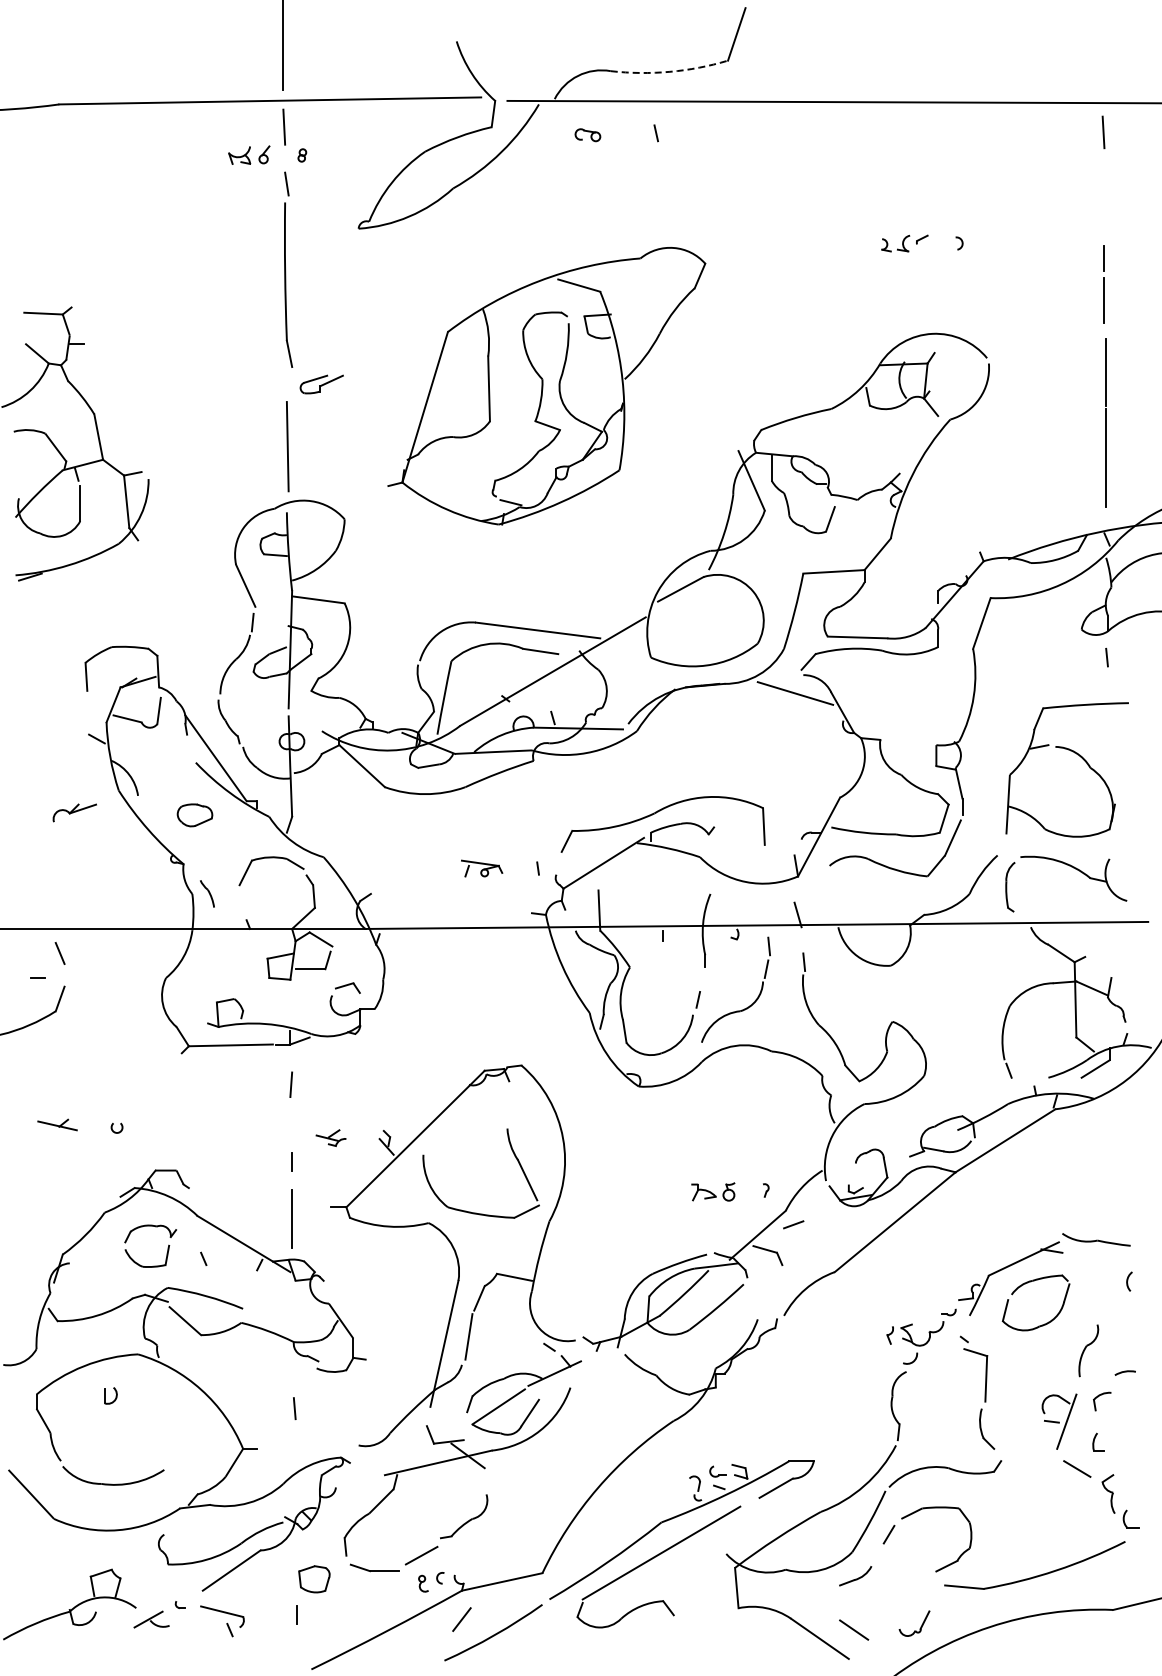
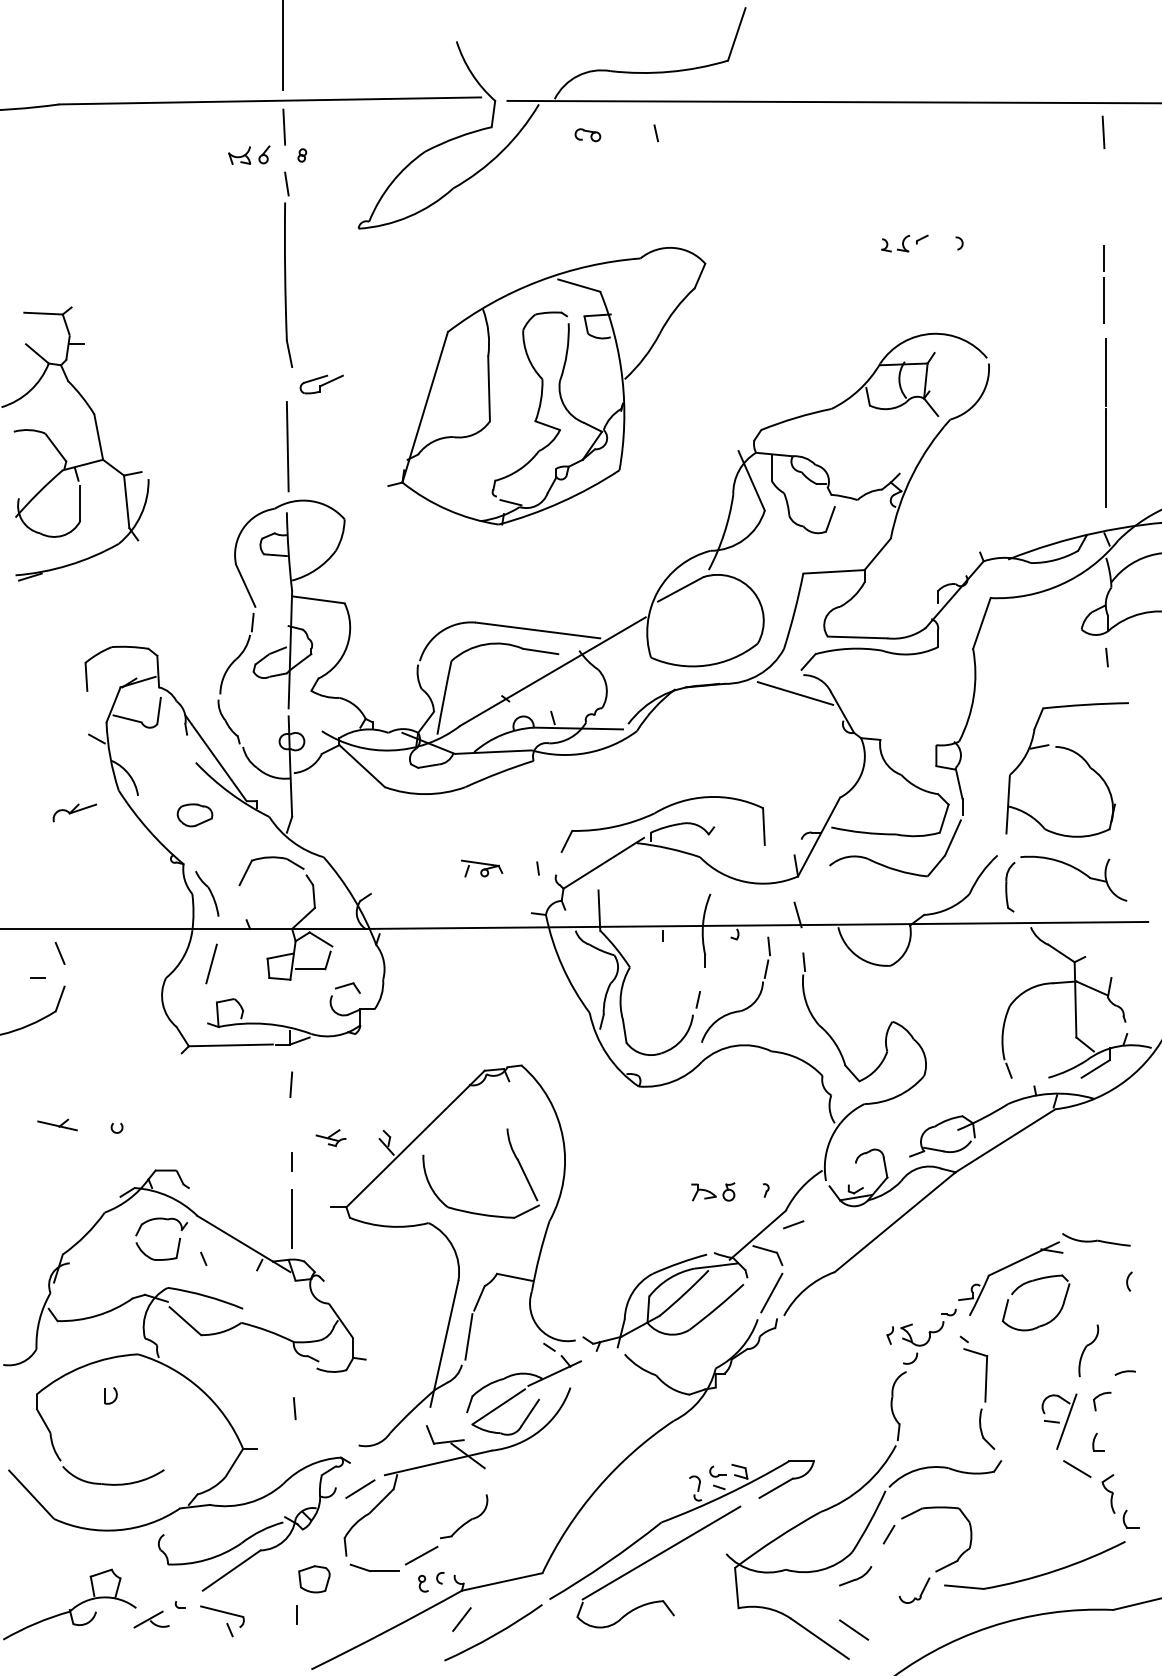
arc: dashed -> solid (669, 71)
part size: 15x28 px -> 25x46 px (207, 893)
line: none -> present (211, 963)
part position: (167, 1247) -> (178, 1240) (178, 1240)
line: none -> present (771, 1292)
line: none -> present (360, 1488)
part position: (920, 1626) -> (920, 1593) (920, 1593)
